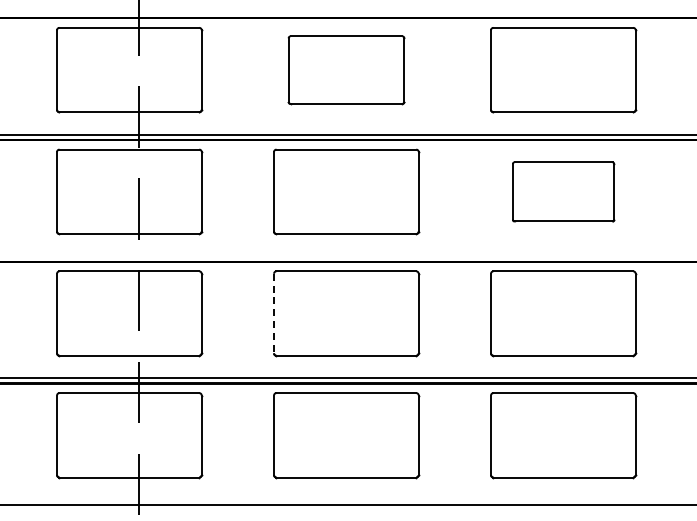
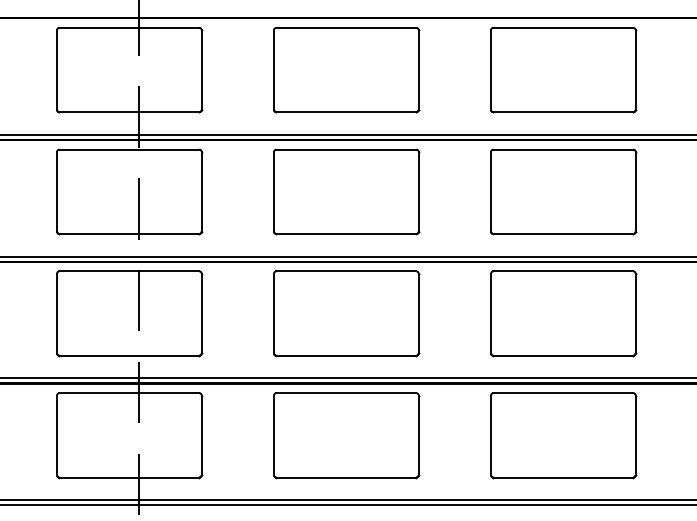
part size: 119x71 px -> 148x87 px (346, 70)
part size: 104x62 px -> 148x88 px (563, 191)
line: none -> present (347, 256)
line: dashed -> solid (274, 313)
line: none -> present (347, 500)
